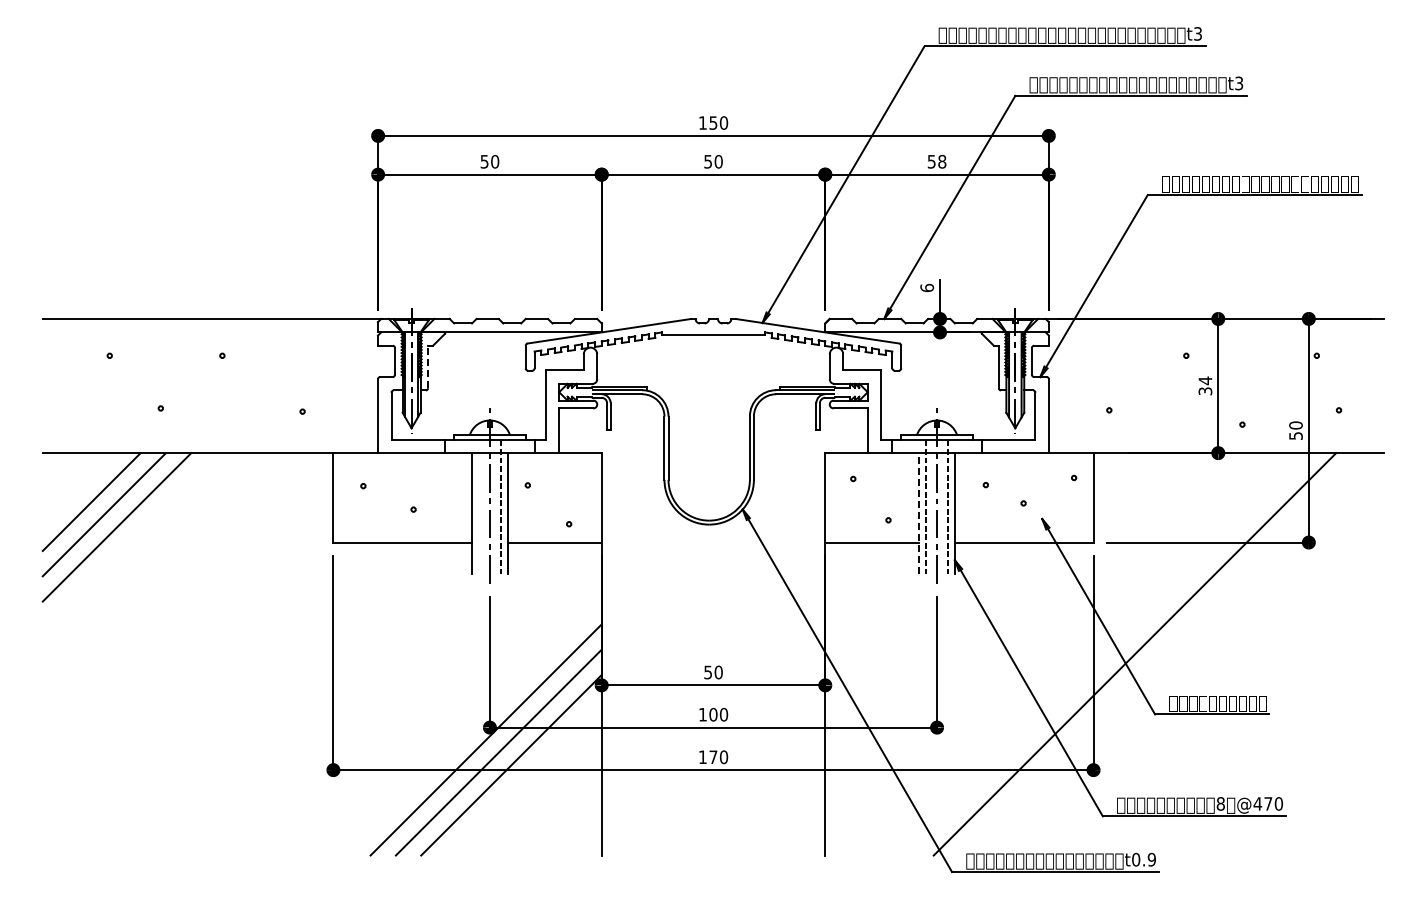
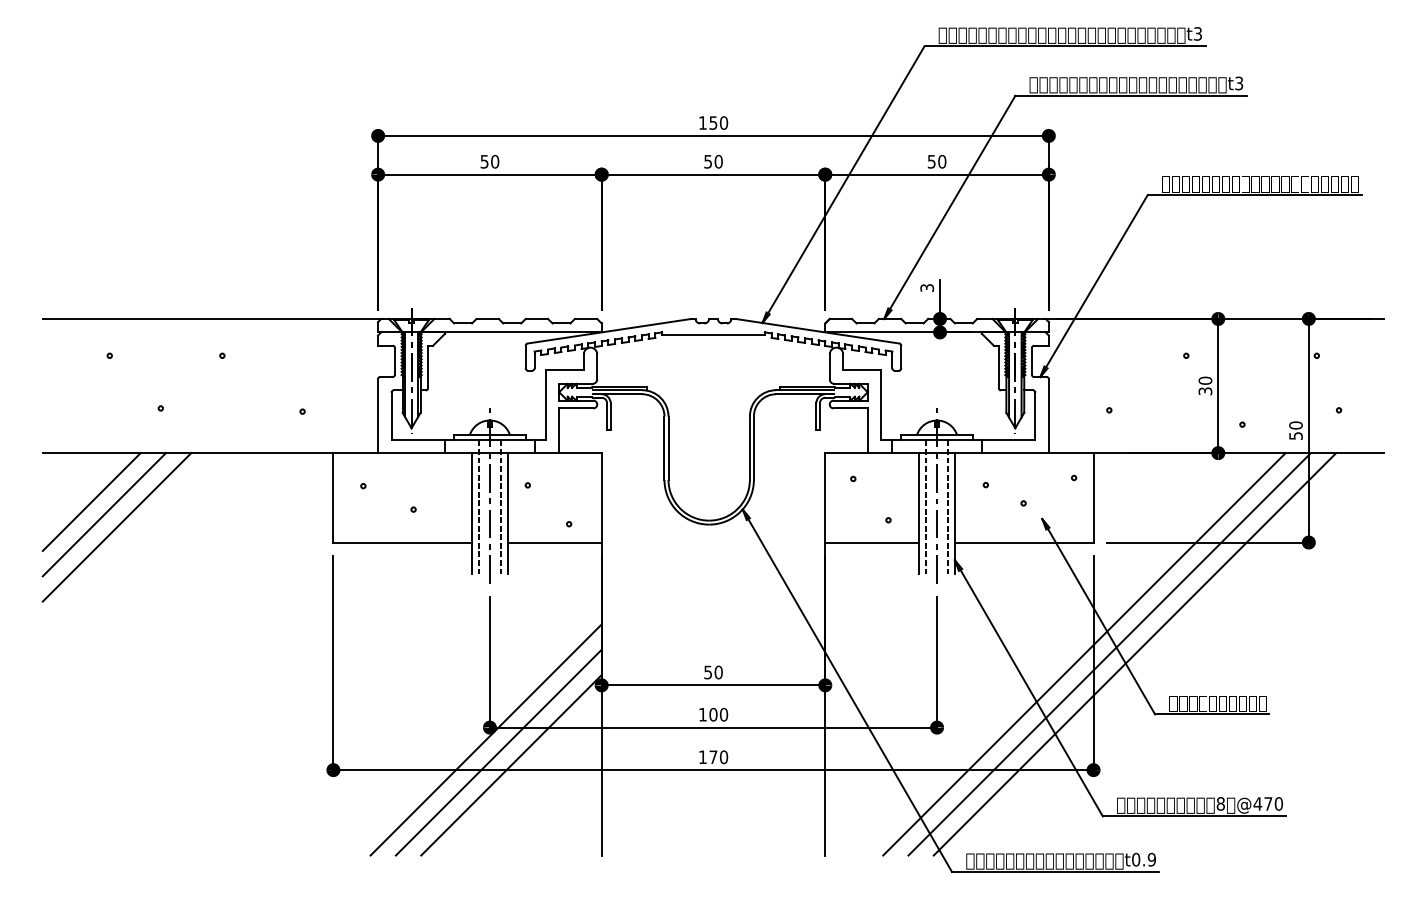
text: 58 -> 50 (942, 161)
text: 6 -> 3 (927, 287)
line: dashed -> solid (428, 366)
text: 34 -> 30 (1205, 380)
line: none -> present (478, 506)
line: dashed -> solid (919, 513)
line: none -> present (1084, 654)
line: none -> present (1109, 654)
